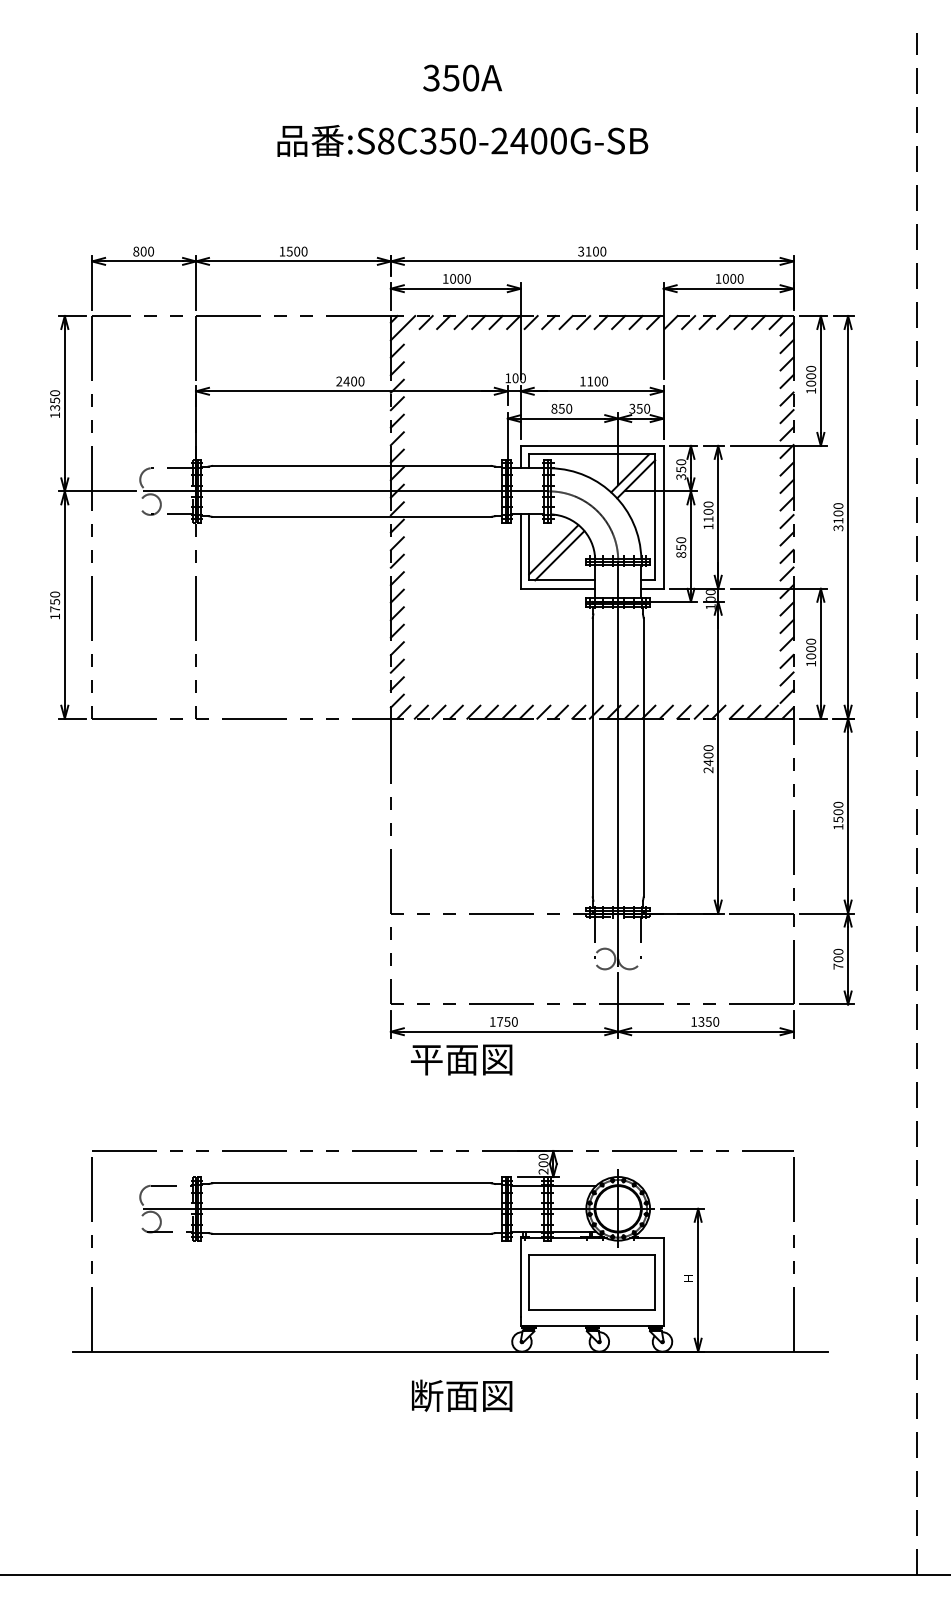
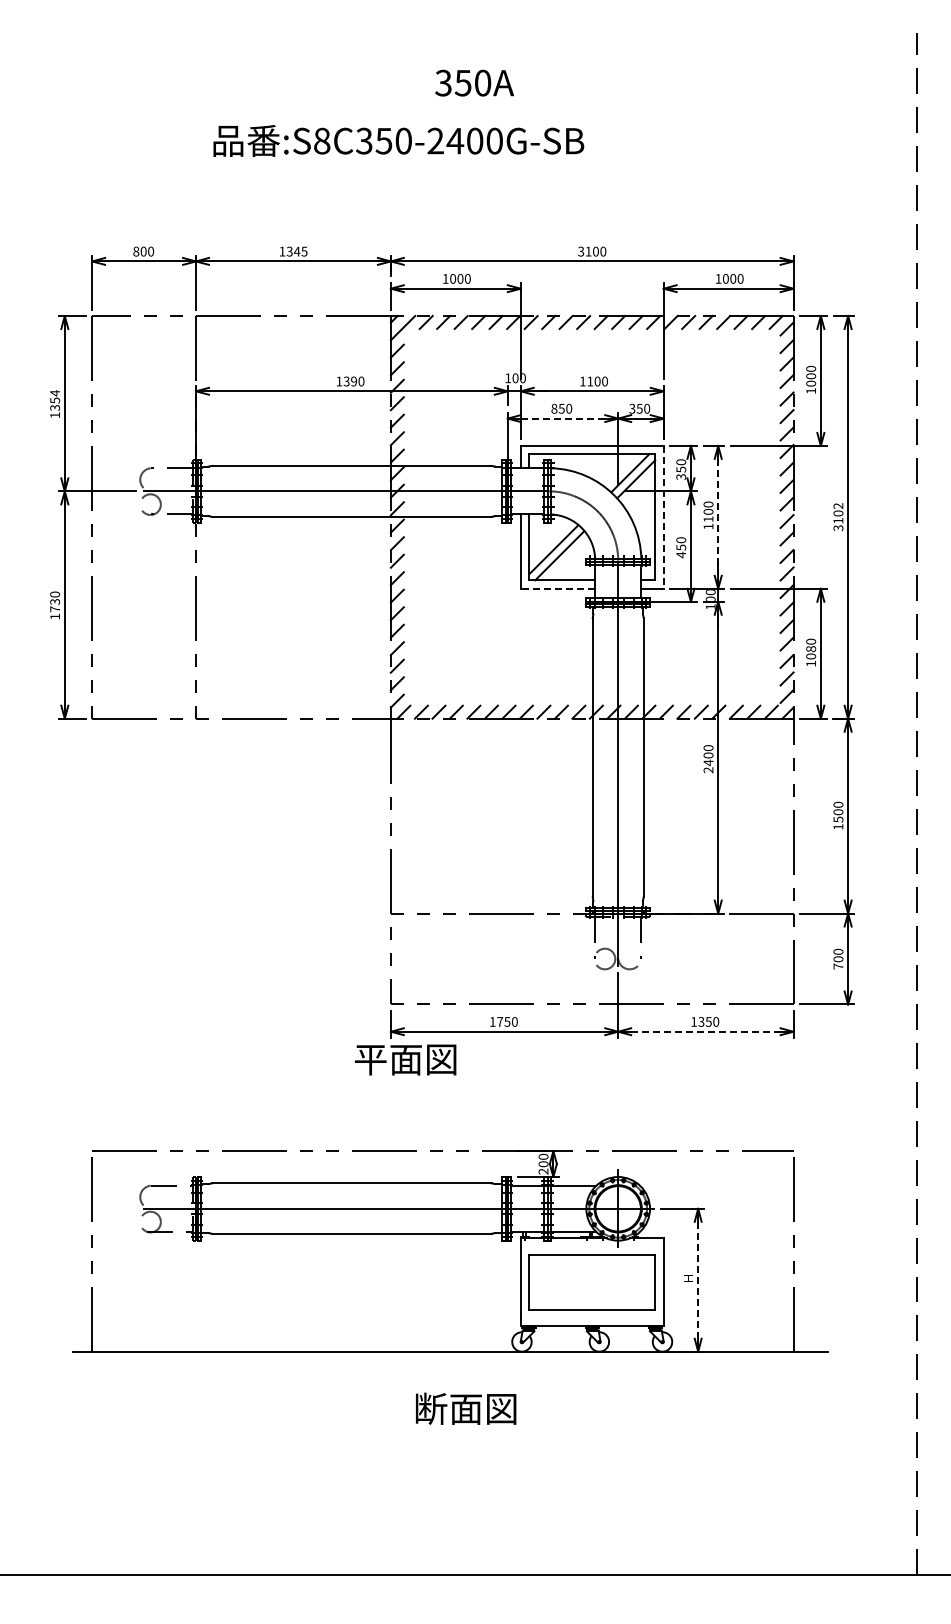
text position: (462, 77) -> (474, 82) (474, 82)
text position: (462, 140) -> (398, 140) (398, 140)
text: 1500 -> 1345 (297, 251)
text: 2400 -> 1390 (346, 381)
text: 1350 -> 1354 (55, 393)
line: solid -> dashed (563, 418)
text: 3100 -> 3102 (838, 506)
line: solid -> dashed (718, 516)
line: solid -> dashed (663, 517)
text: 850 -> 450 (681, 554)
line: solid -> dashed (557, 588)
text: 1750 -> 1730 (54, 601)
text: 1000 -> 1080 (810, 649)
line: solid -> dashed (705, 1031)
text position: (461, 1059) -> (405, 1059) (405, 1059)
line: solid -> dashed (698, 1280)
text position: (462, 1395) -> (466, 1408) (466, 1408)
